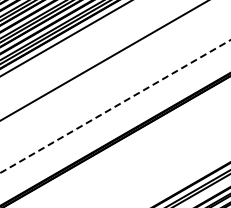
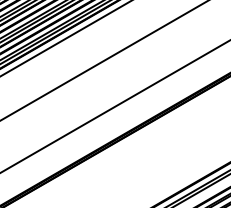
line: dashed -> solid (115, 106)
